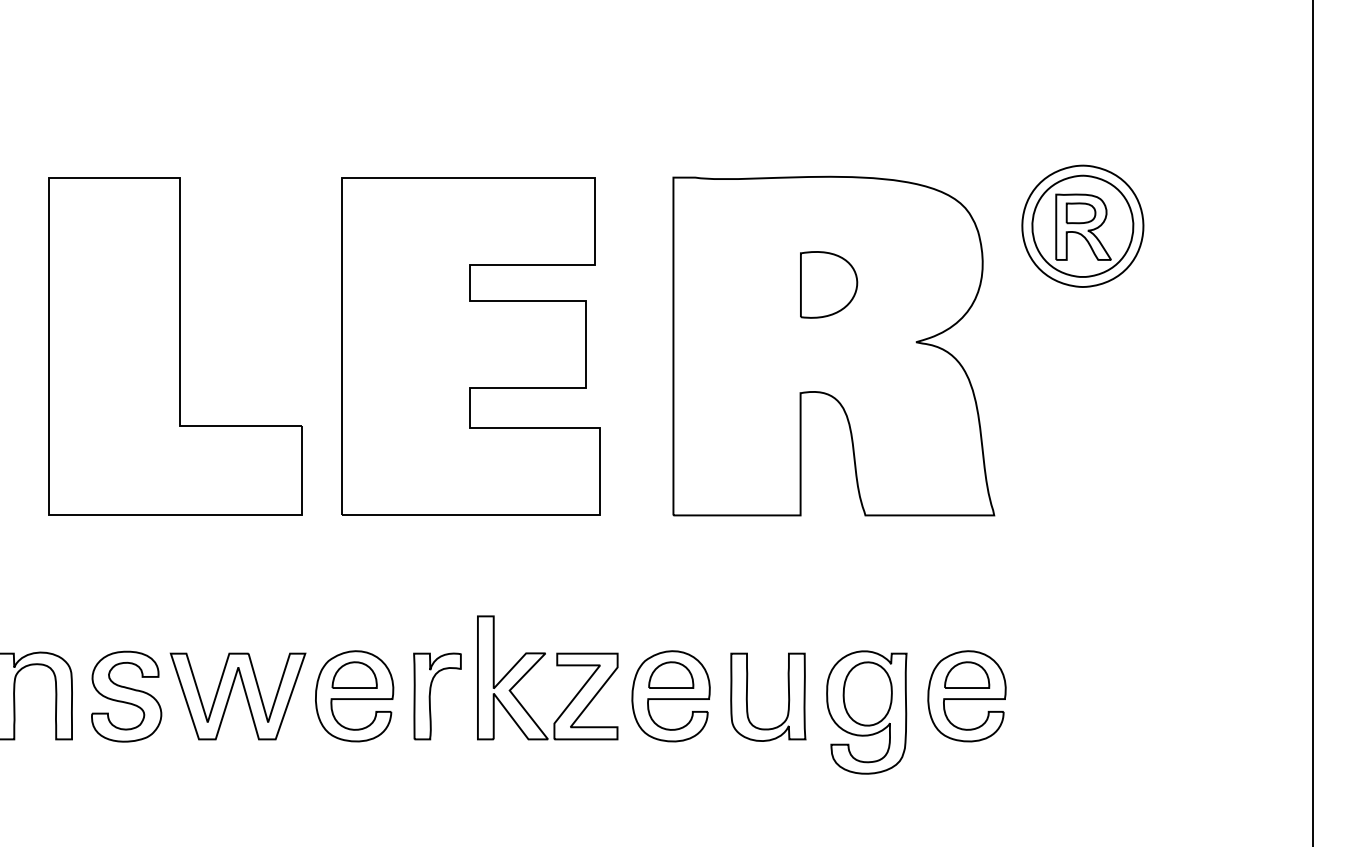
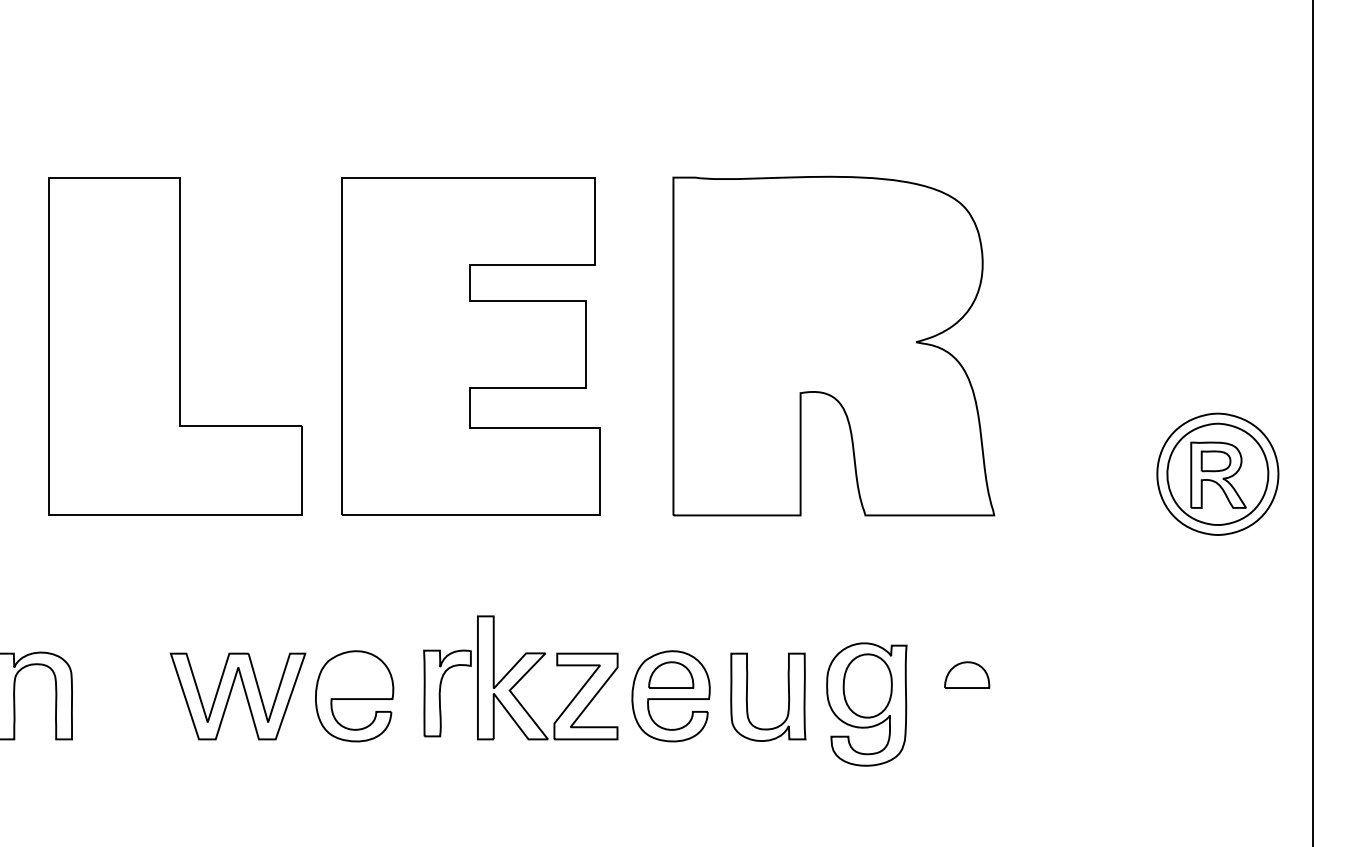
part position: (1082, 225) -> (1217, 473) (1217, 473)
part: present -> none (829, 284)
part: present -> none (354, 674)
part: present -> none (126, 696)
part position: (430, 696) -> (440, 693) (440, 693)
part: present -> none (966, 696)
part position: (866, 712) -> (866, 704) (866, 704)
